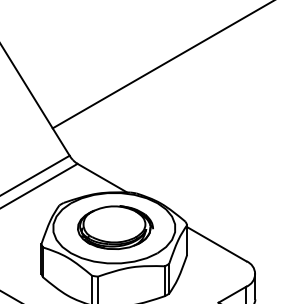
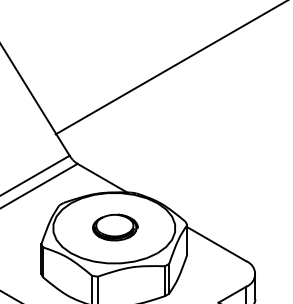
line position: (161, 65) -> (169, 68) (169, 68)
part size: 77x45 px -> 47x29 px (115, 227)
